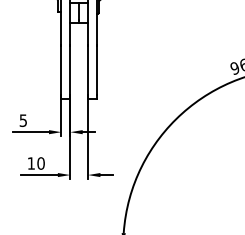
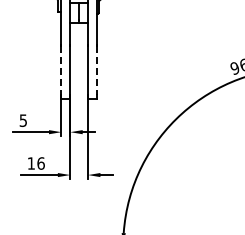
line: solid -> dashed (61, 70)
line: solid -> dashed (96, 70)
text: 10 -> 16 (40, 163)
